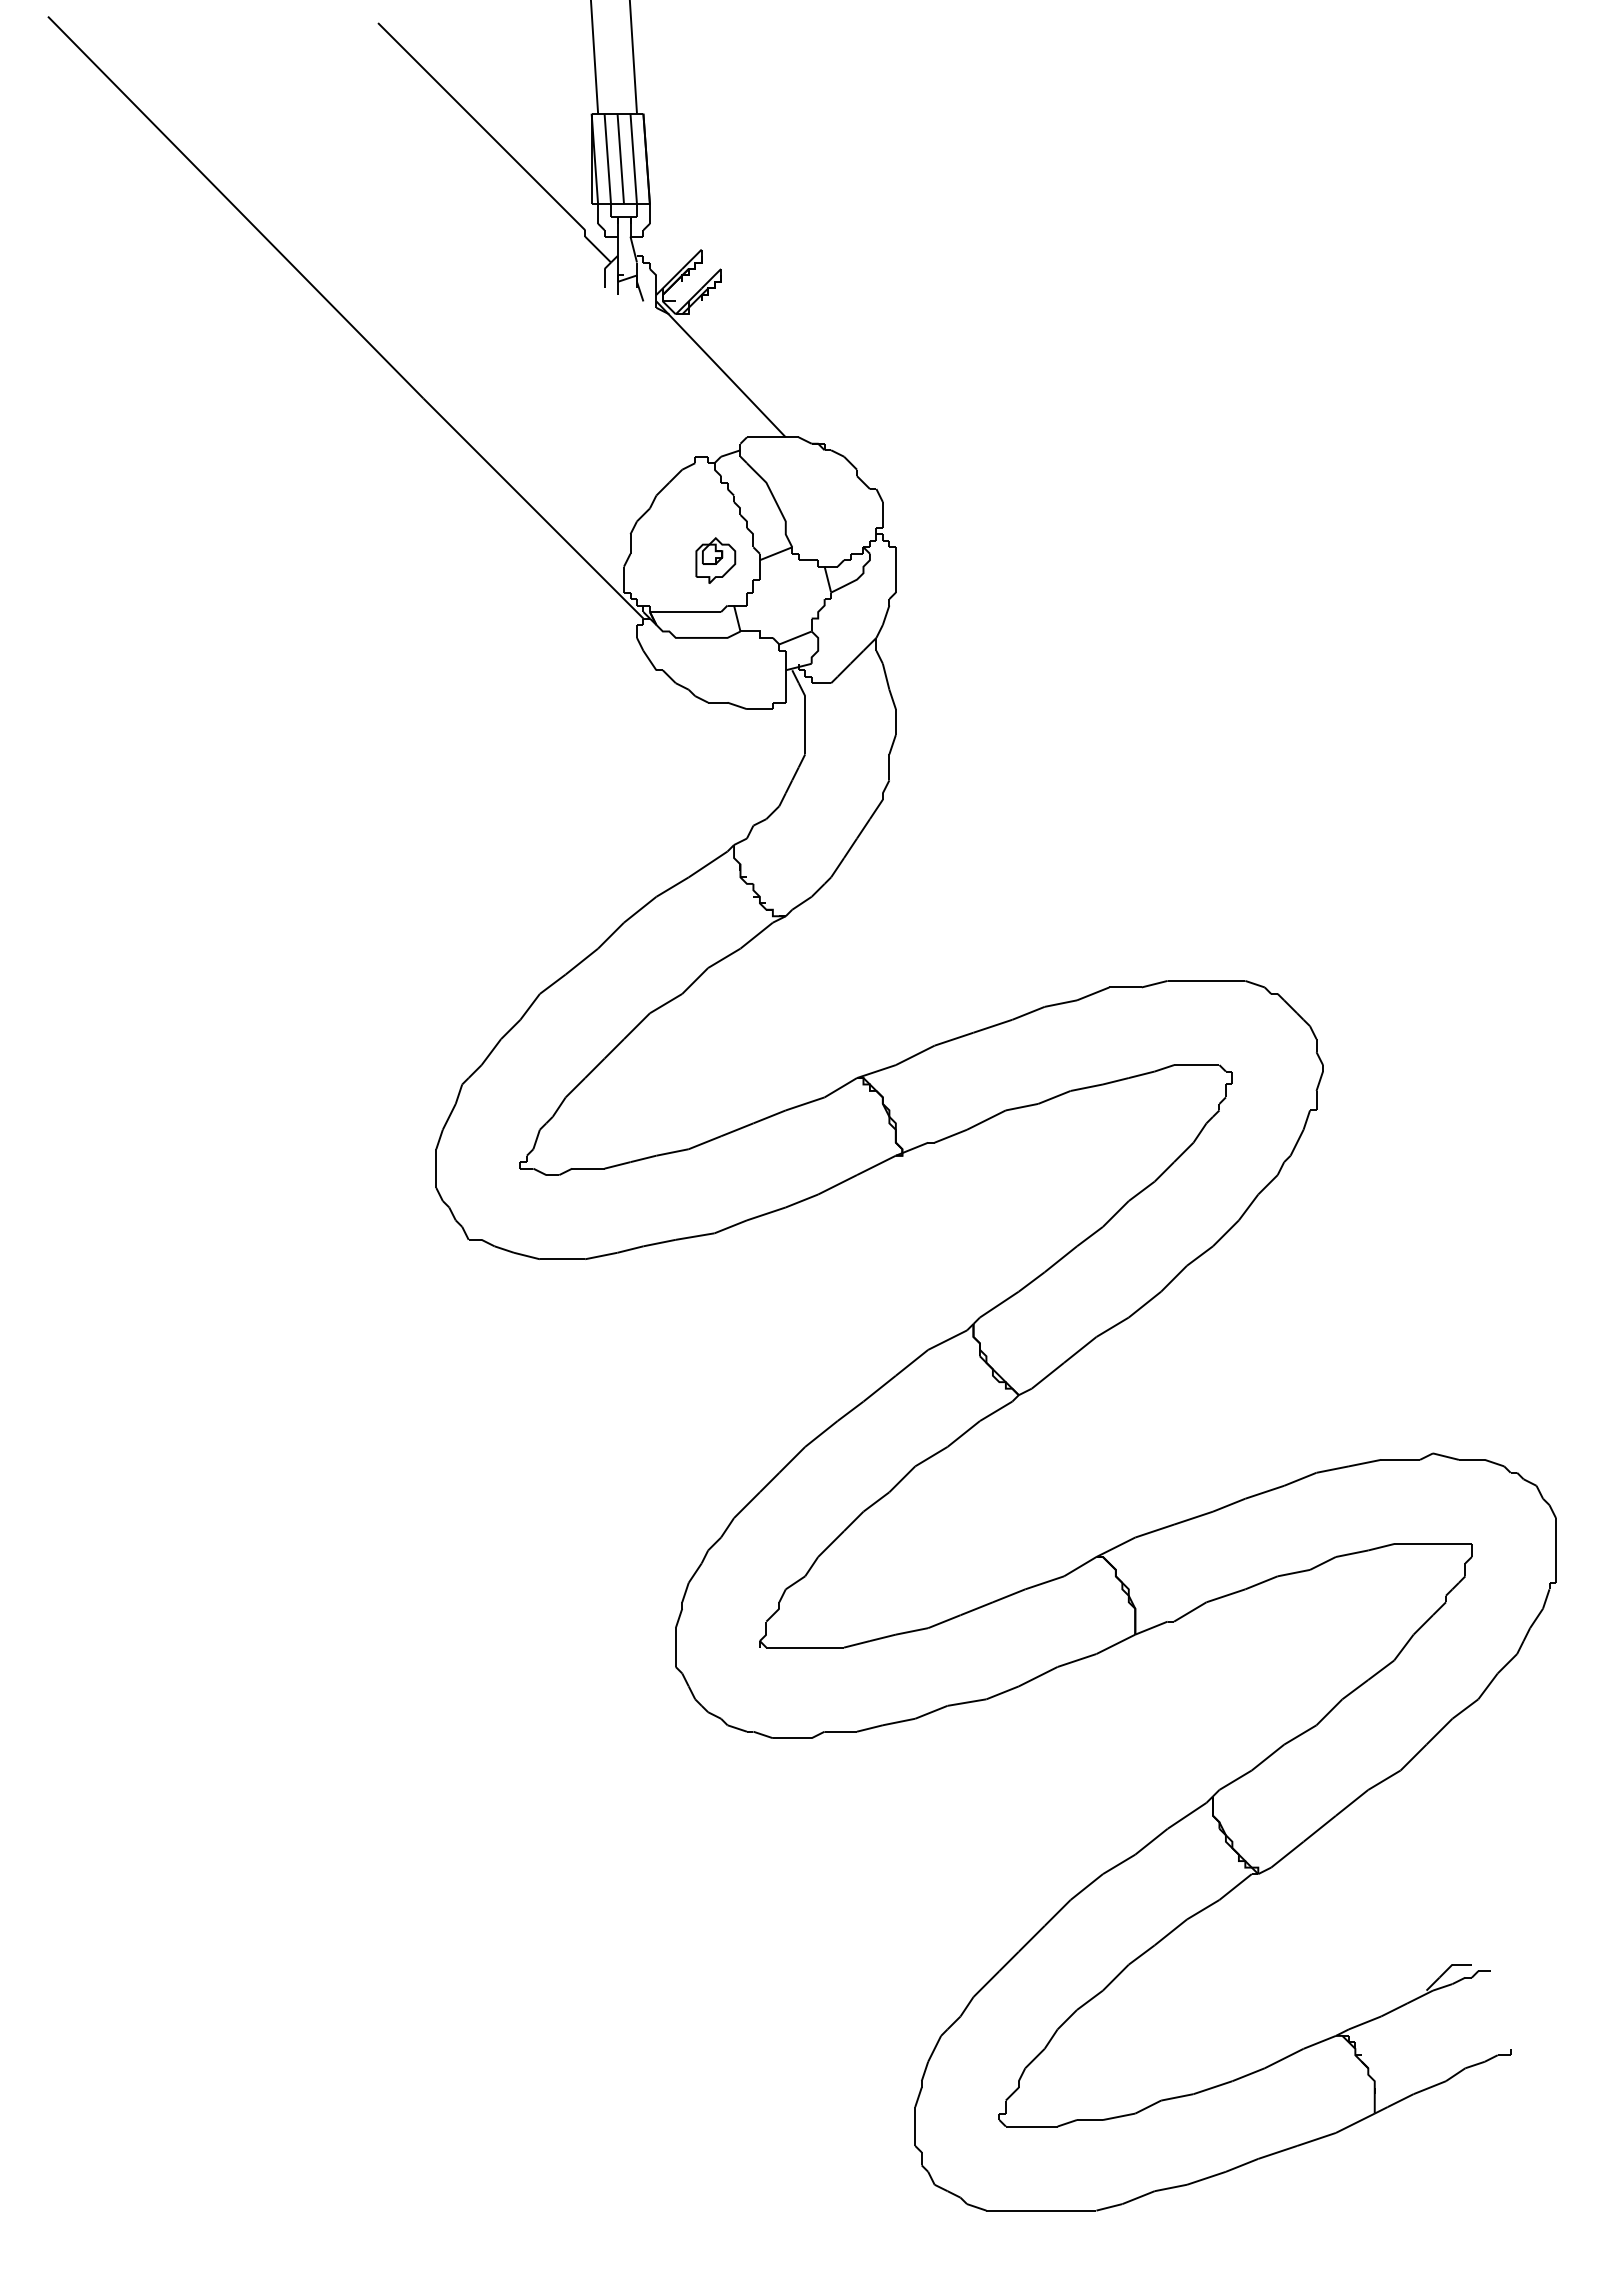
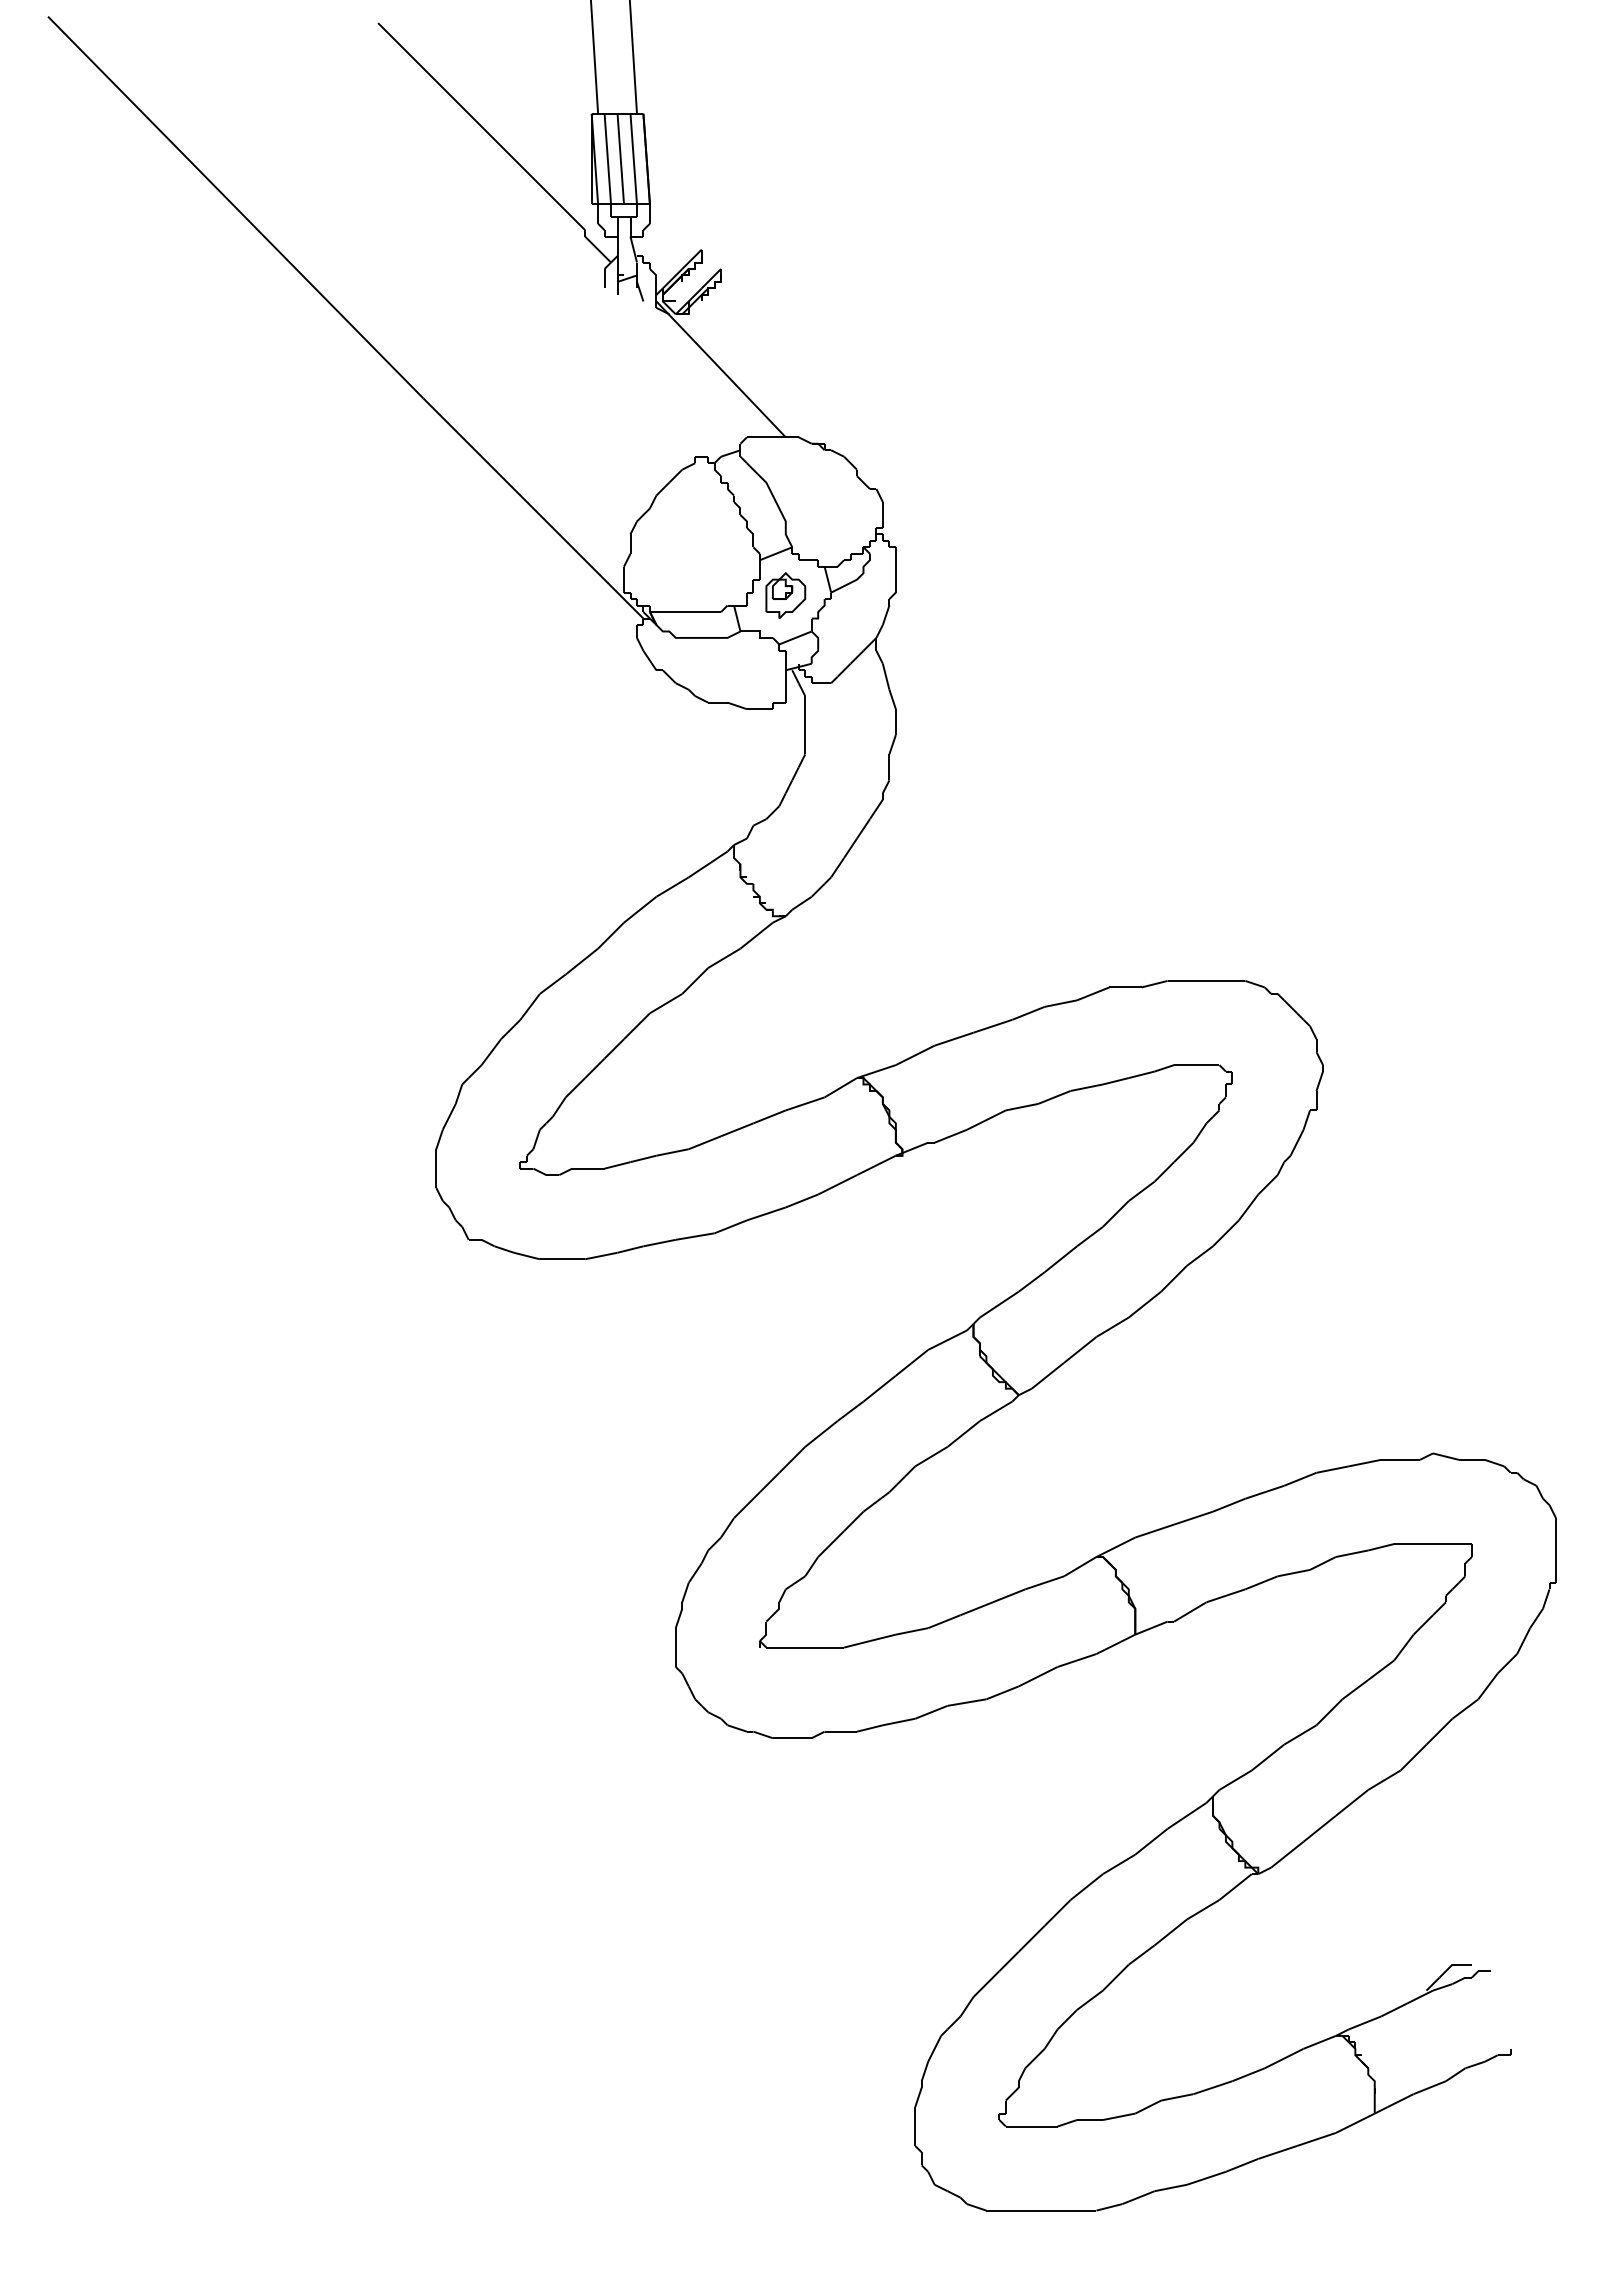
part position: (715, 560) -> (785, 595) (785, 595)
